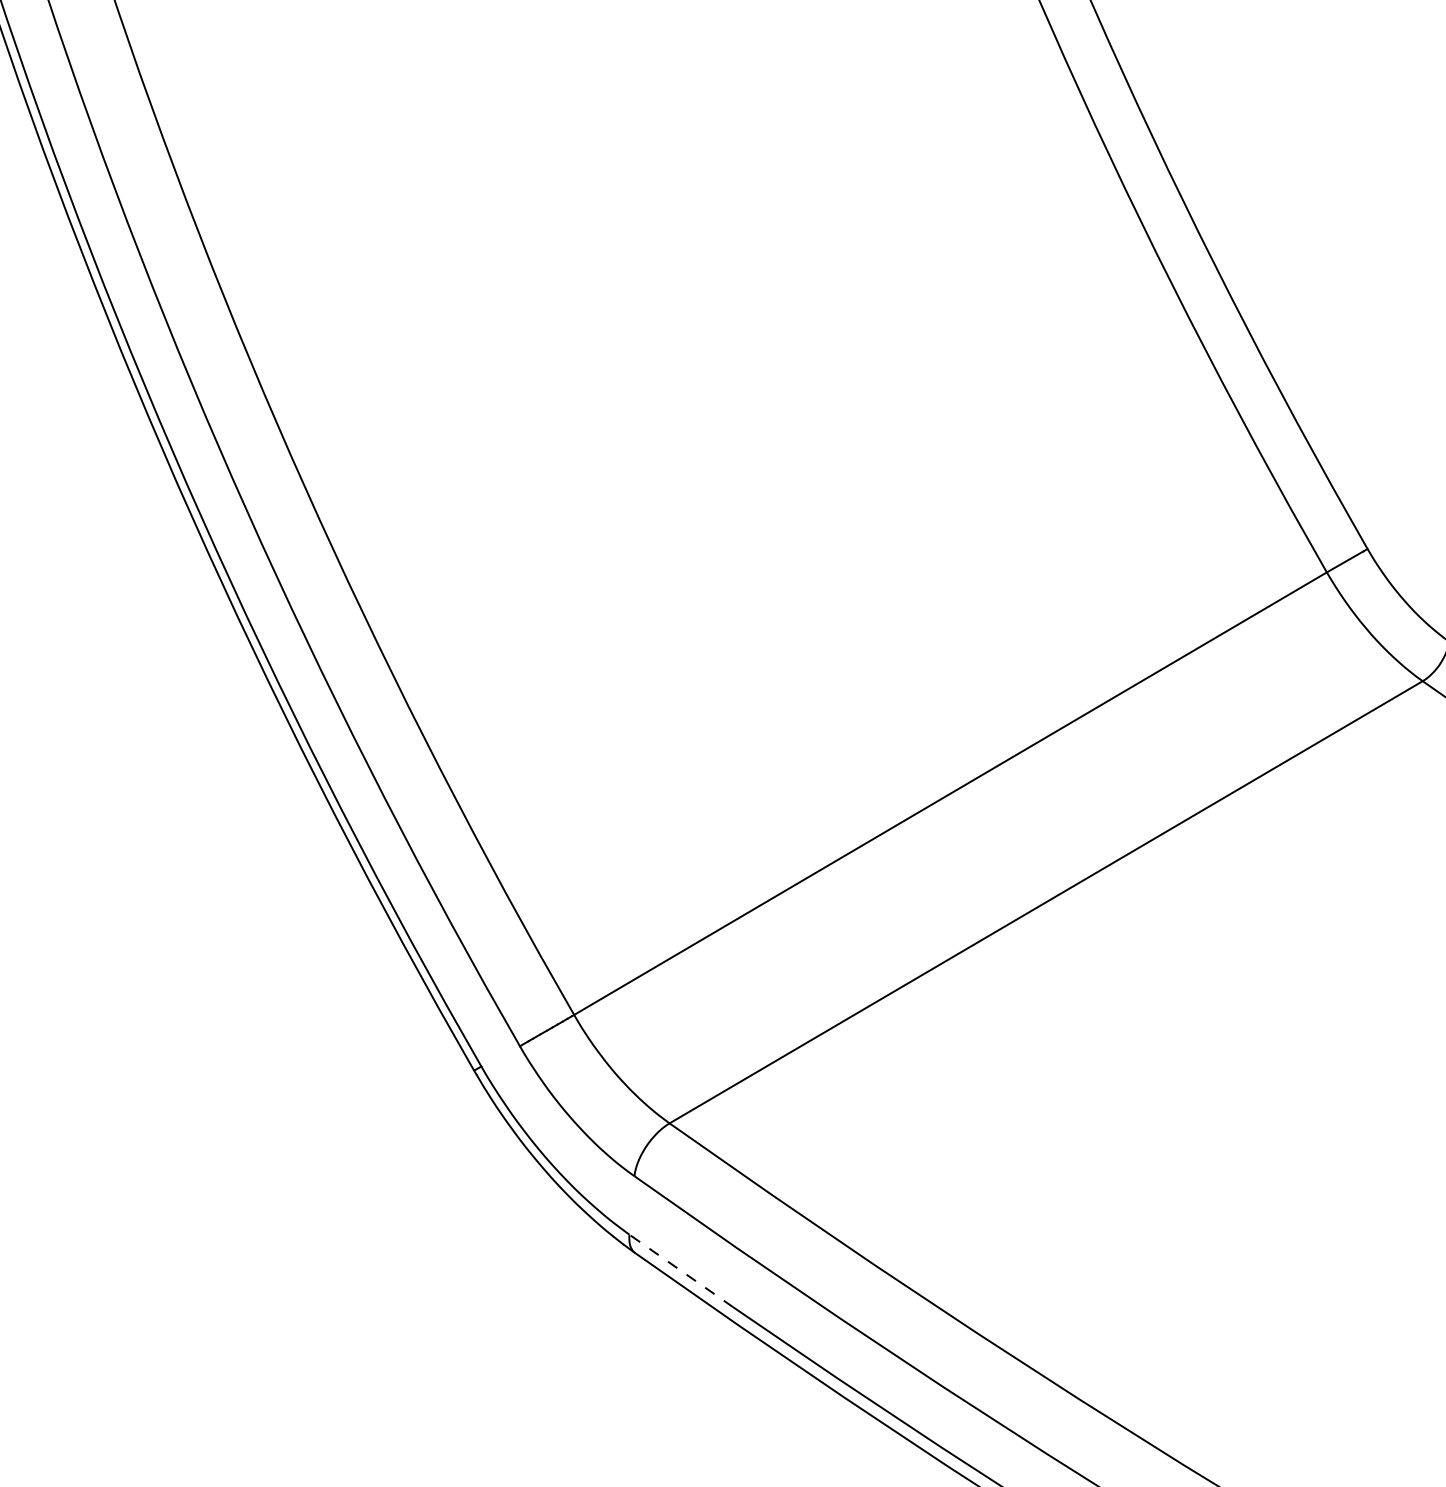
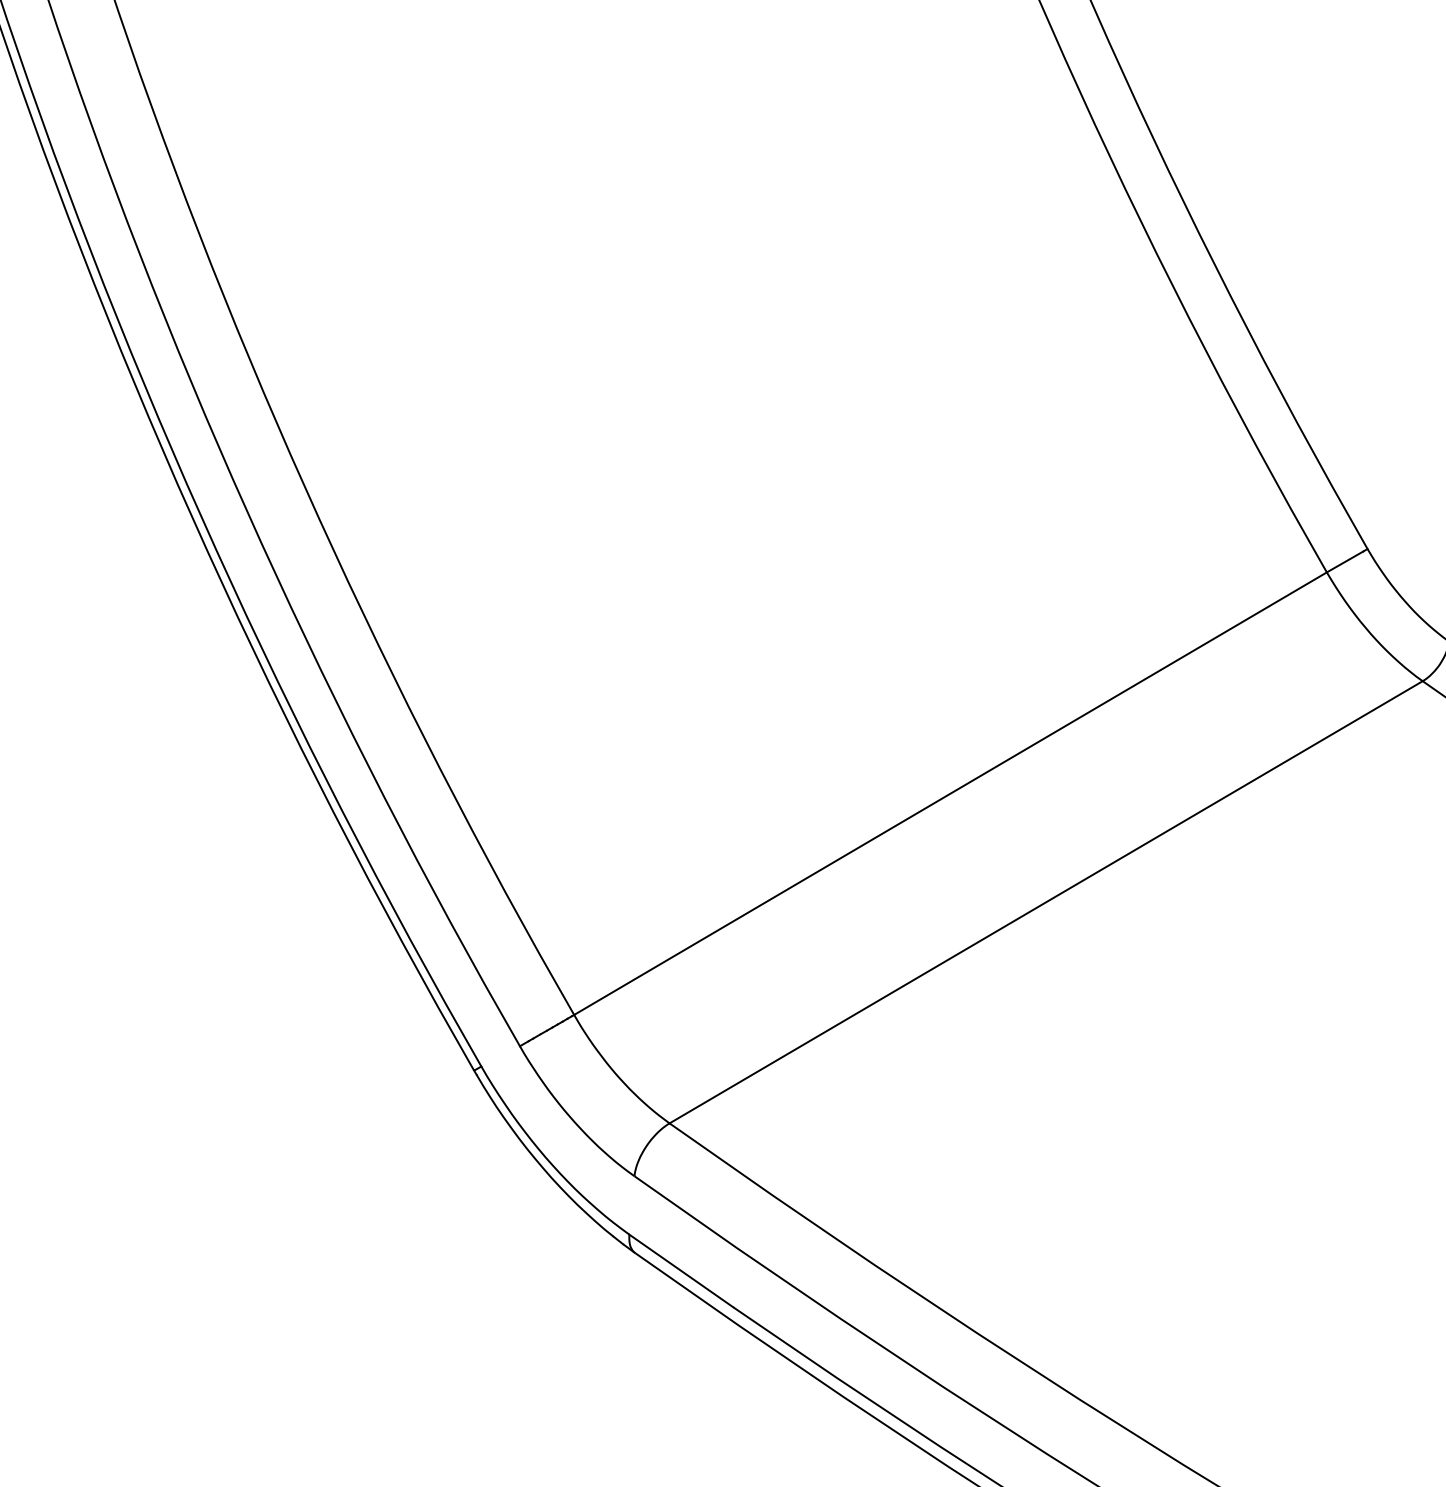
line: dashed -> solid (680, 1270)
